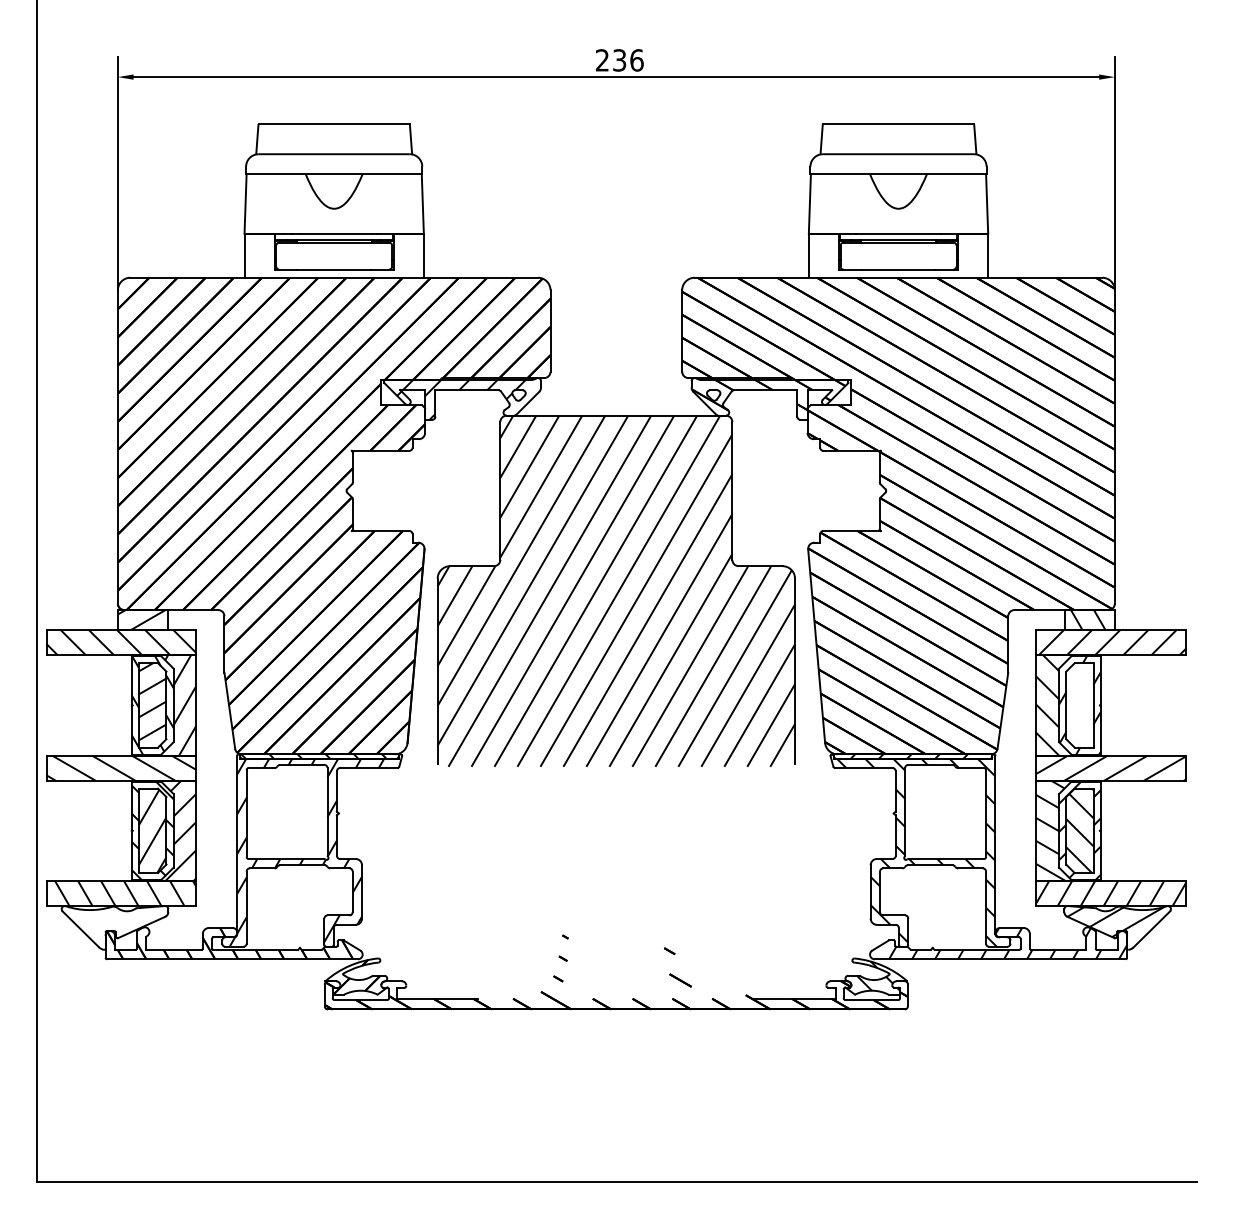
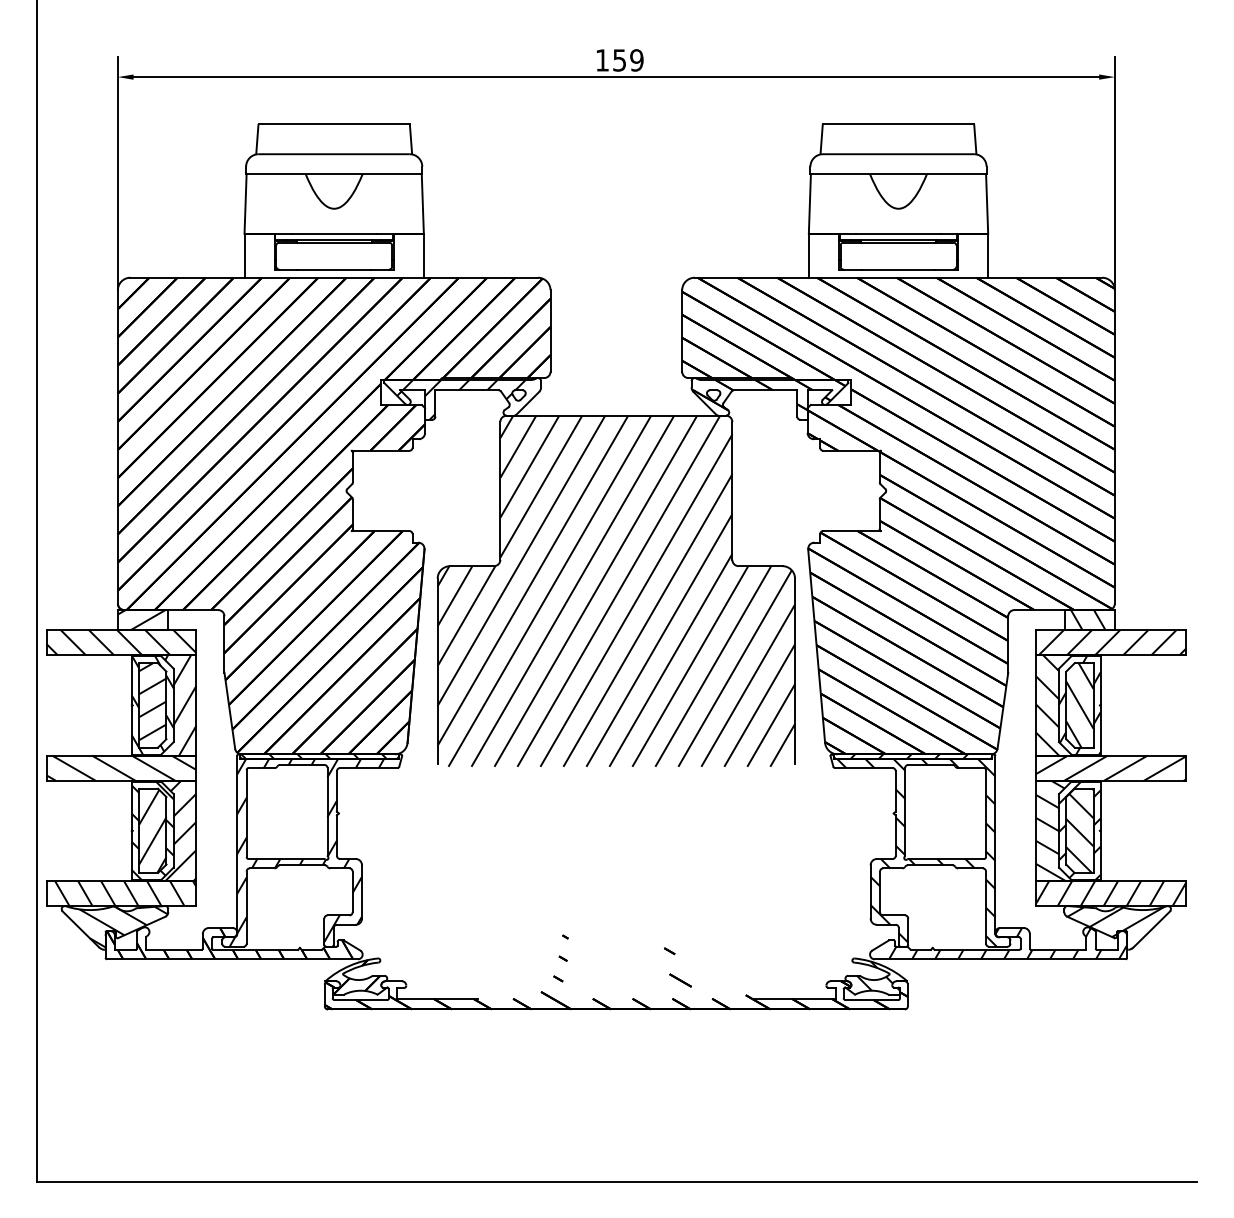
text: 236 -> 159 (619, 60)
hatch: none -> present (1079, 705)
hatch: none -> present (123, 926)
